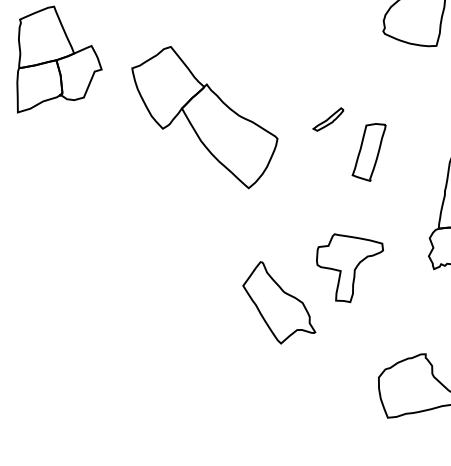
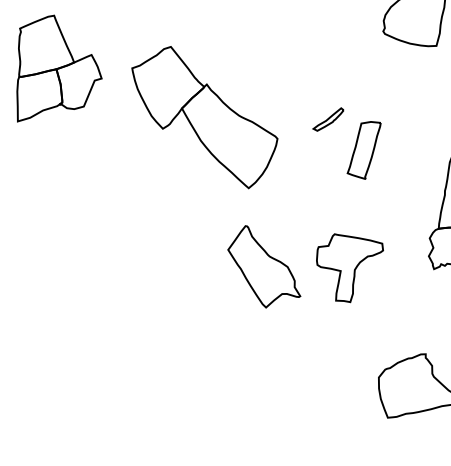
part position: (59, 59) -> (59, 68) (59, 68)
part position: (368, 152) -> (363, 150) (363, 150)
part position: (279, 302) -> (264, 266) (264, 266)
